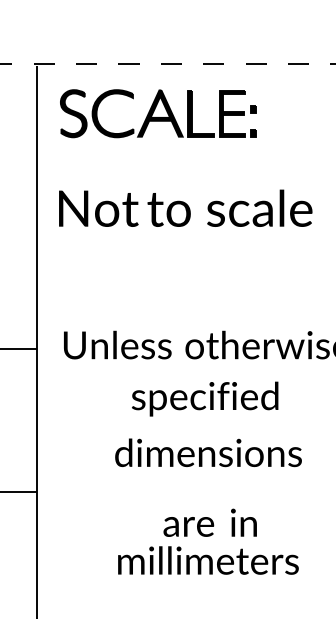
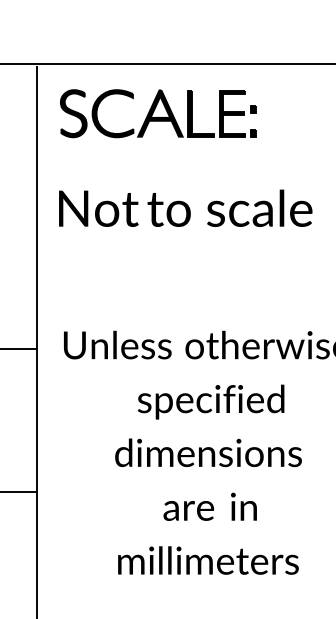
line: dashed -> solid (168, 64)
text position: (205, 398) -> (211, 401) (211, 401)
text position: (209, 522) -> (209, 506) (209, 506)
